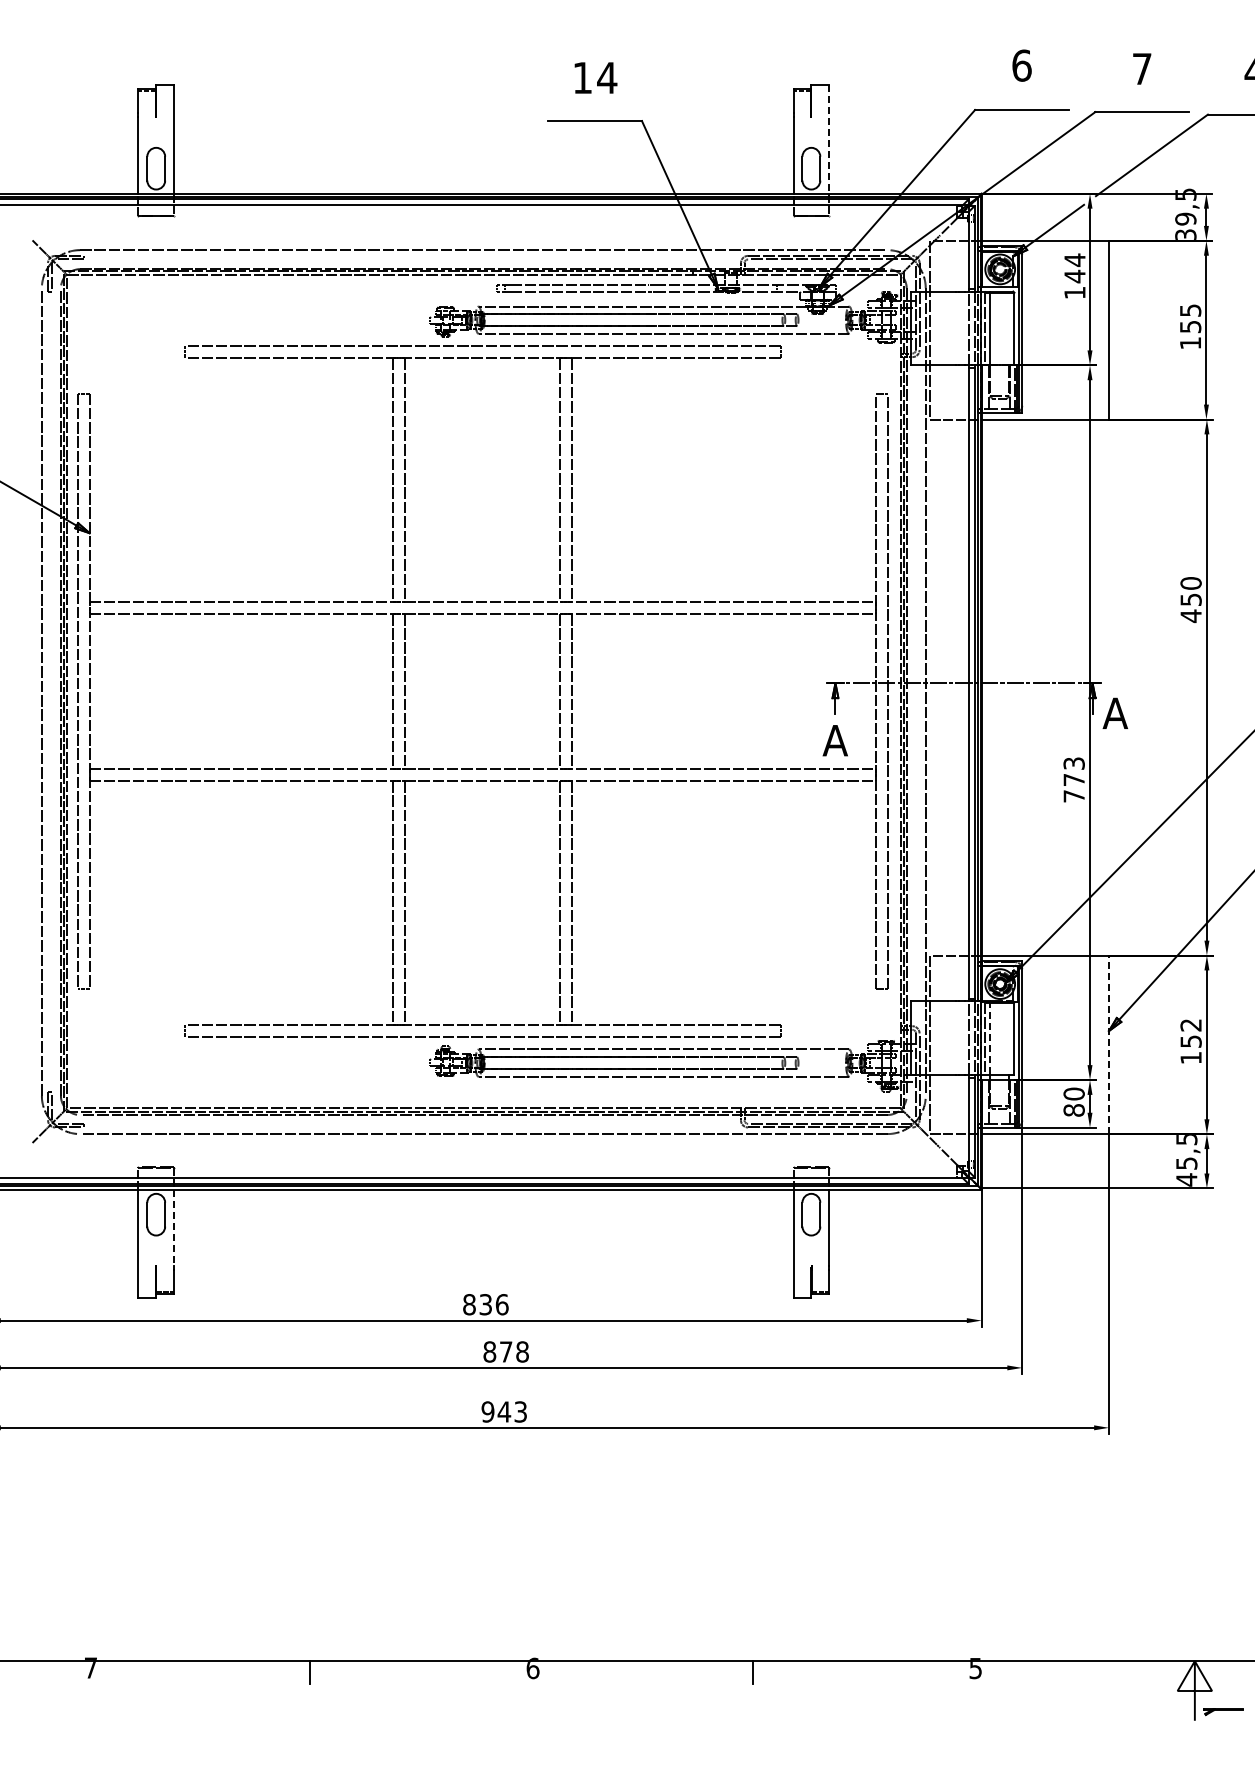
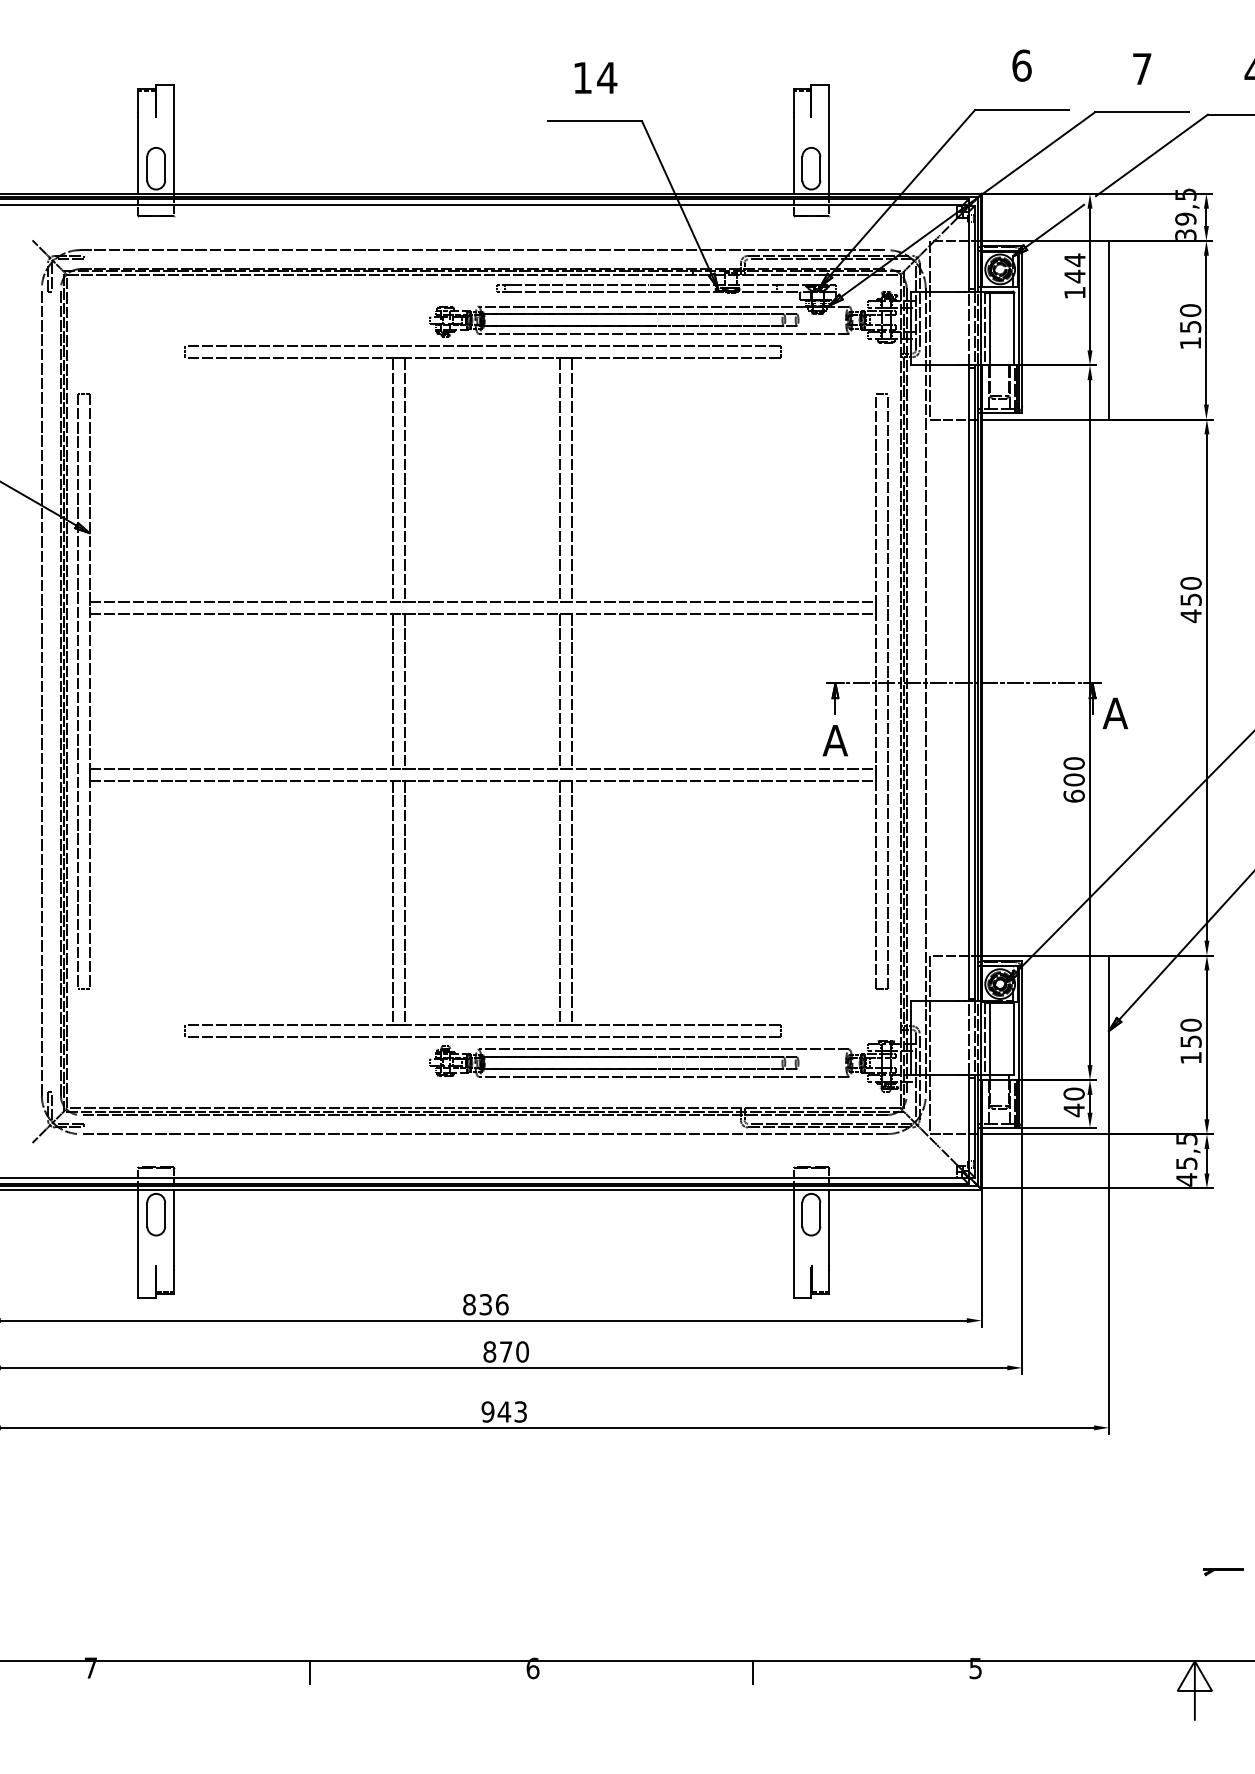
line: dashed -> solid (829, 140)
text: 155 -> 150 (1190, 310)
text: 773 -> 600 (1073, 779)
text: 152 -> 150 (1190, 1024)
line: dashed -> solid (990, 1038)
line: dashed -> solid (1109, 1044)
text: 80 -> 40 (1073, 1110)
line: dashed -> solid (174, 1228)
text: 878 -> 870 (522, 1351)
part position: (1223, 1712) -> (1223, 1572) (1223, 1572)
